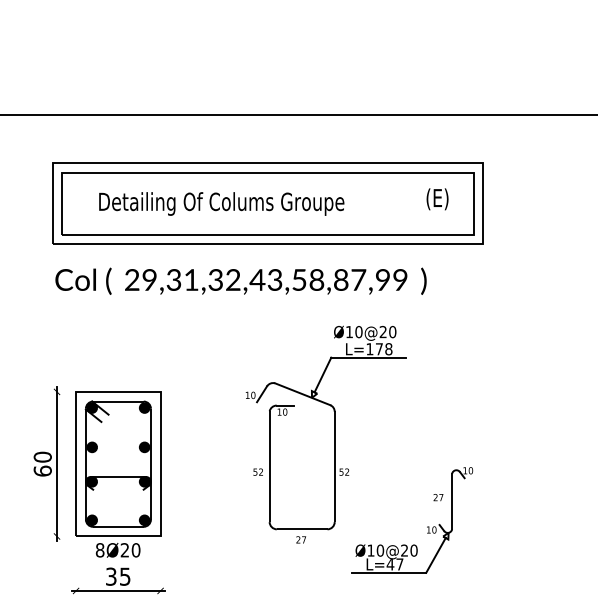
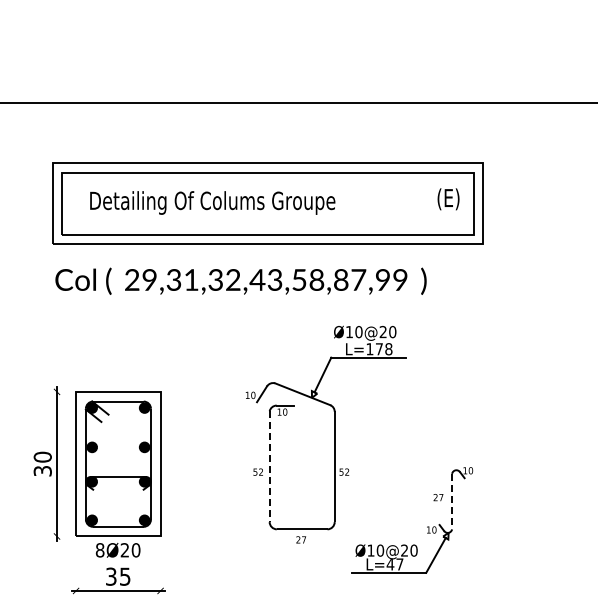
line position: (298, 114) -> (298, 102) (298, 102)
text position: (437, 199) -> (448, 199) (448, 199)
text position: (221, 203) -> (212, 202) (212, 202)
line: solid -> dashed (269, 467)
text: 60 -> 30 (42, 470)
line: solid -> dashed (452, 501)
